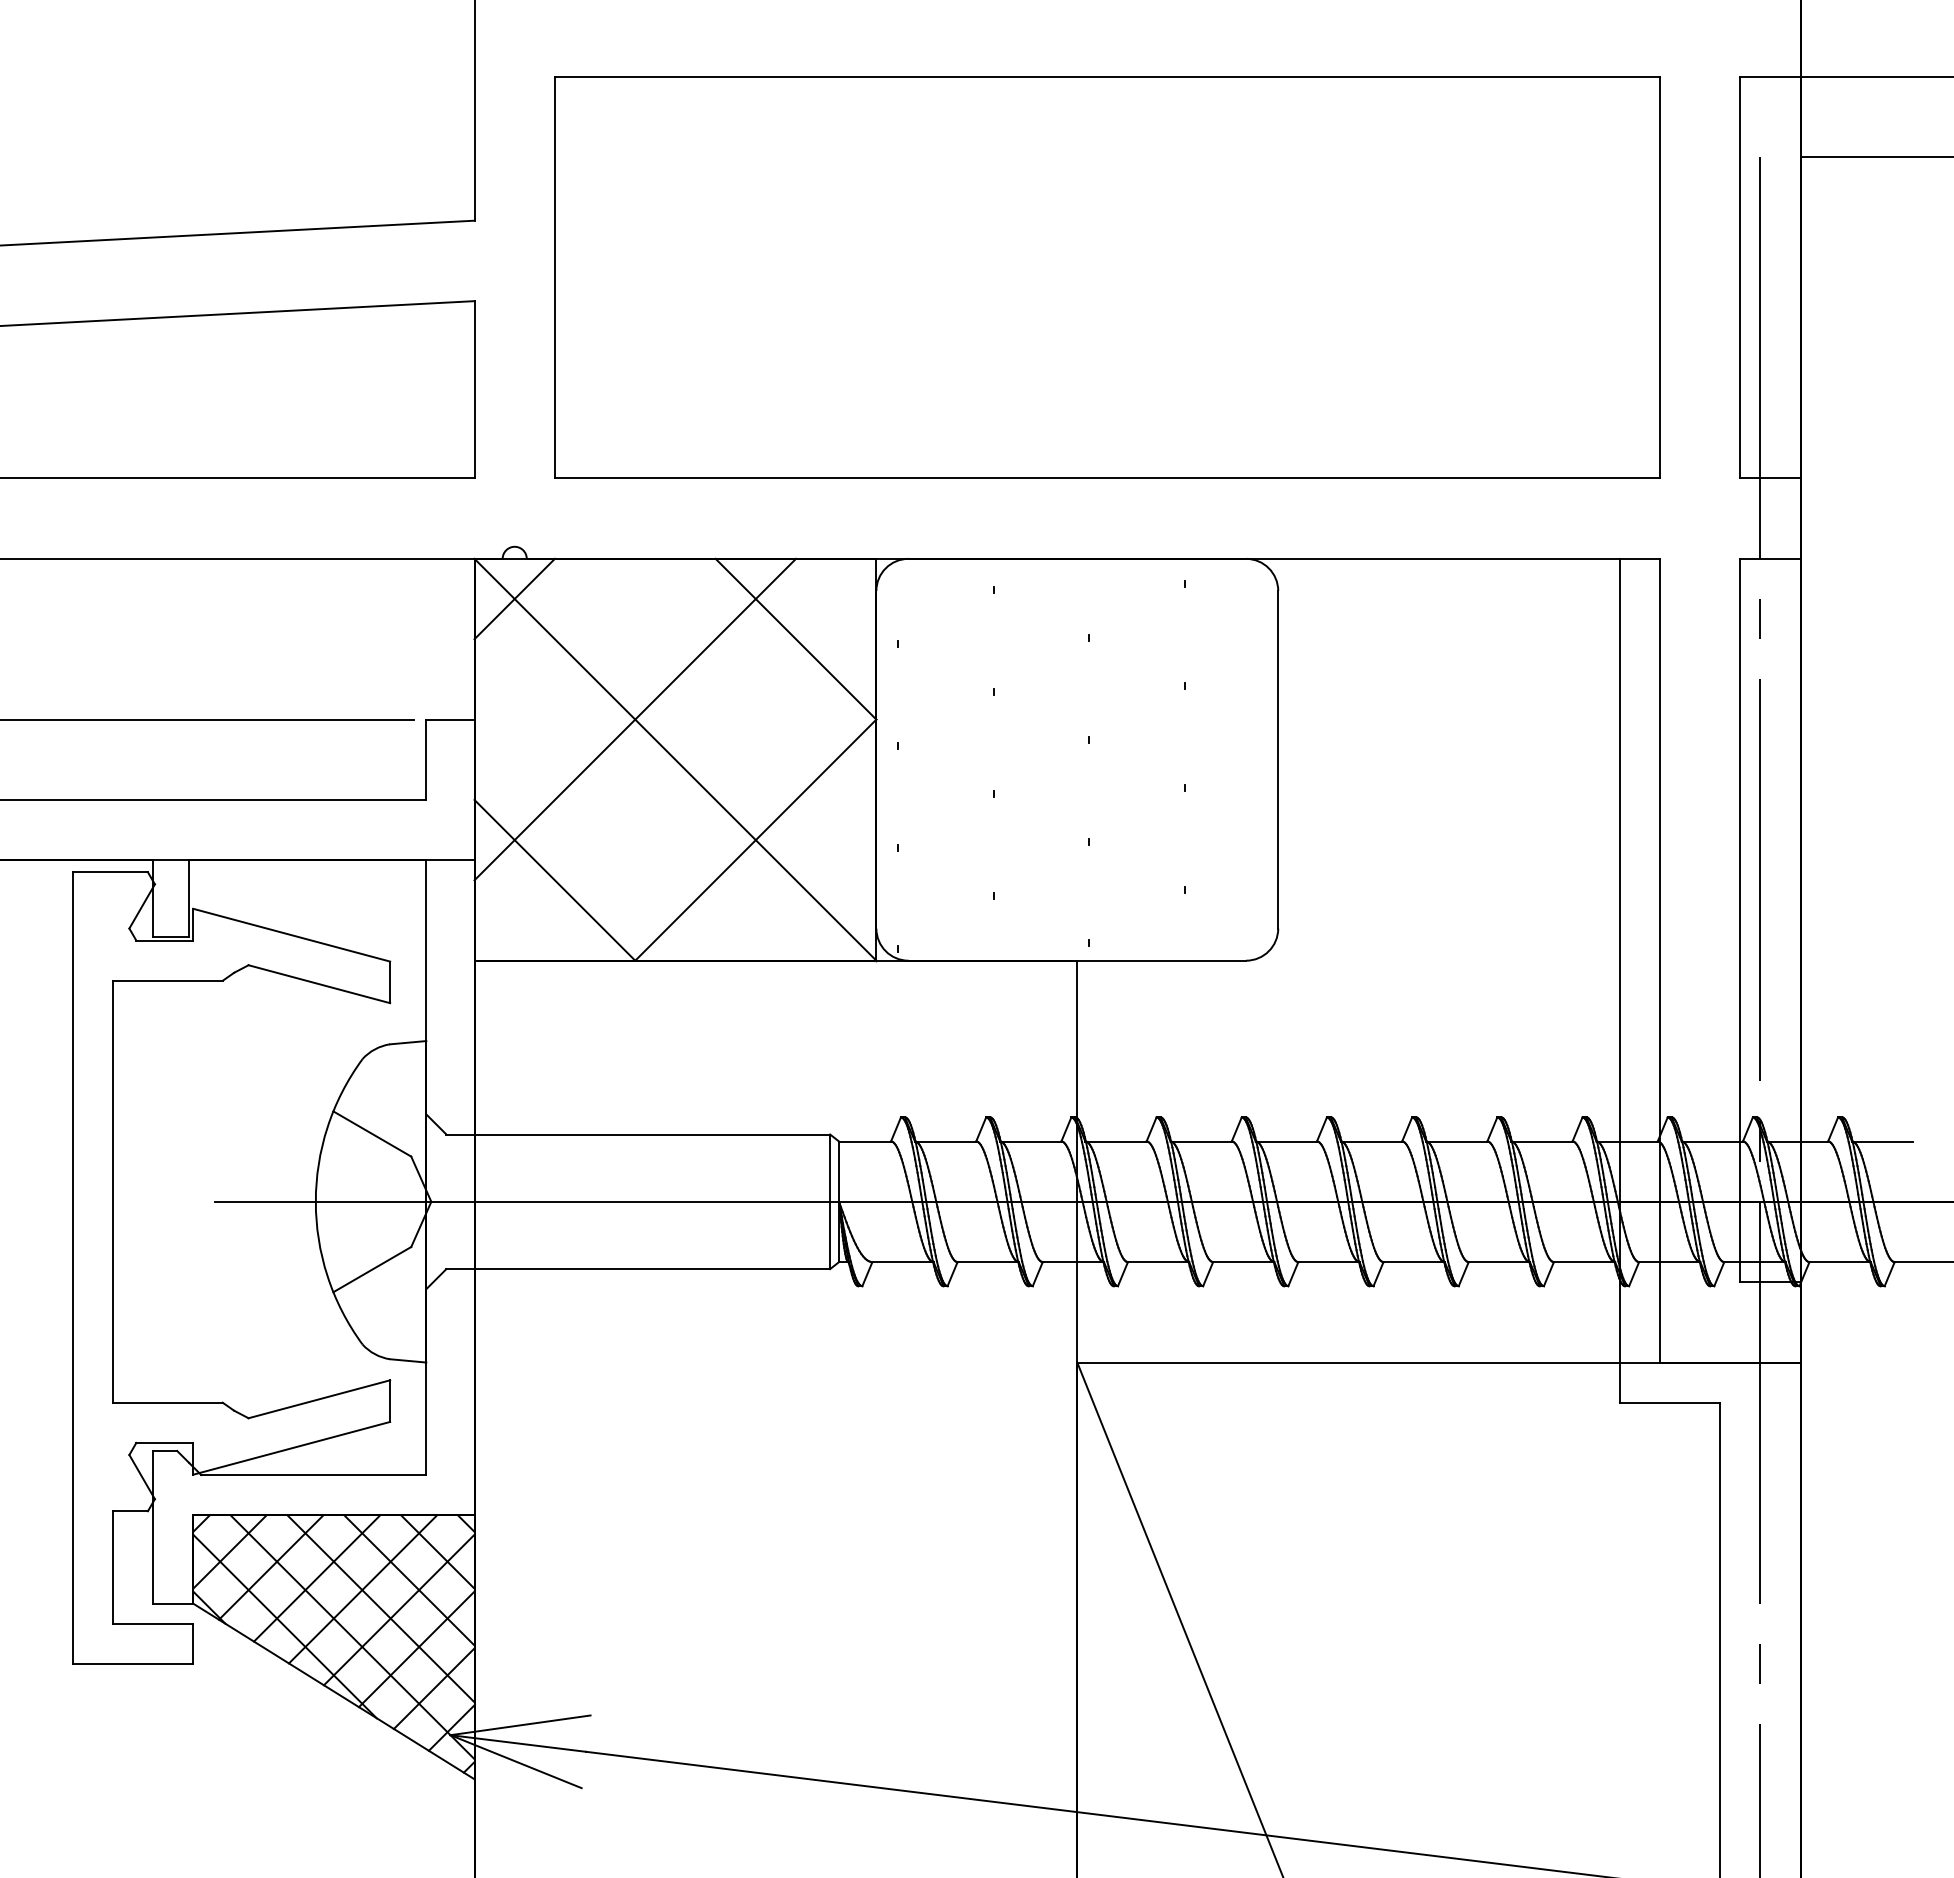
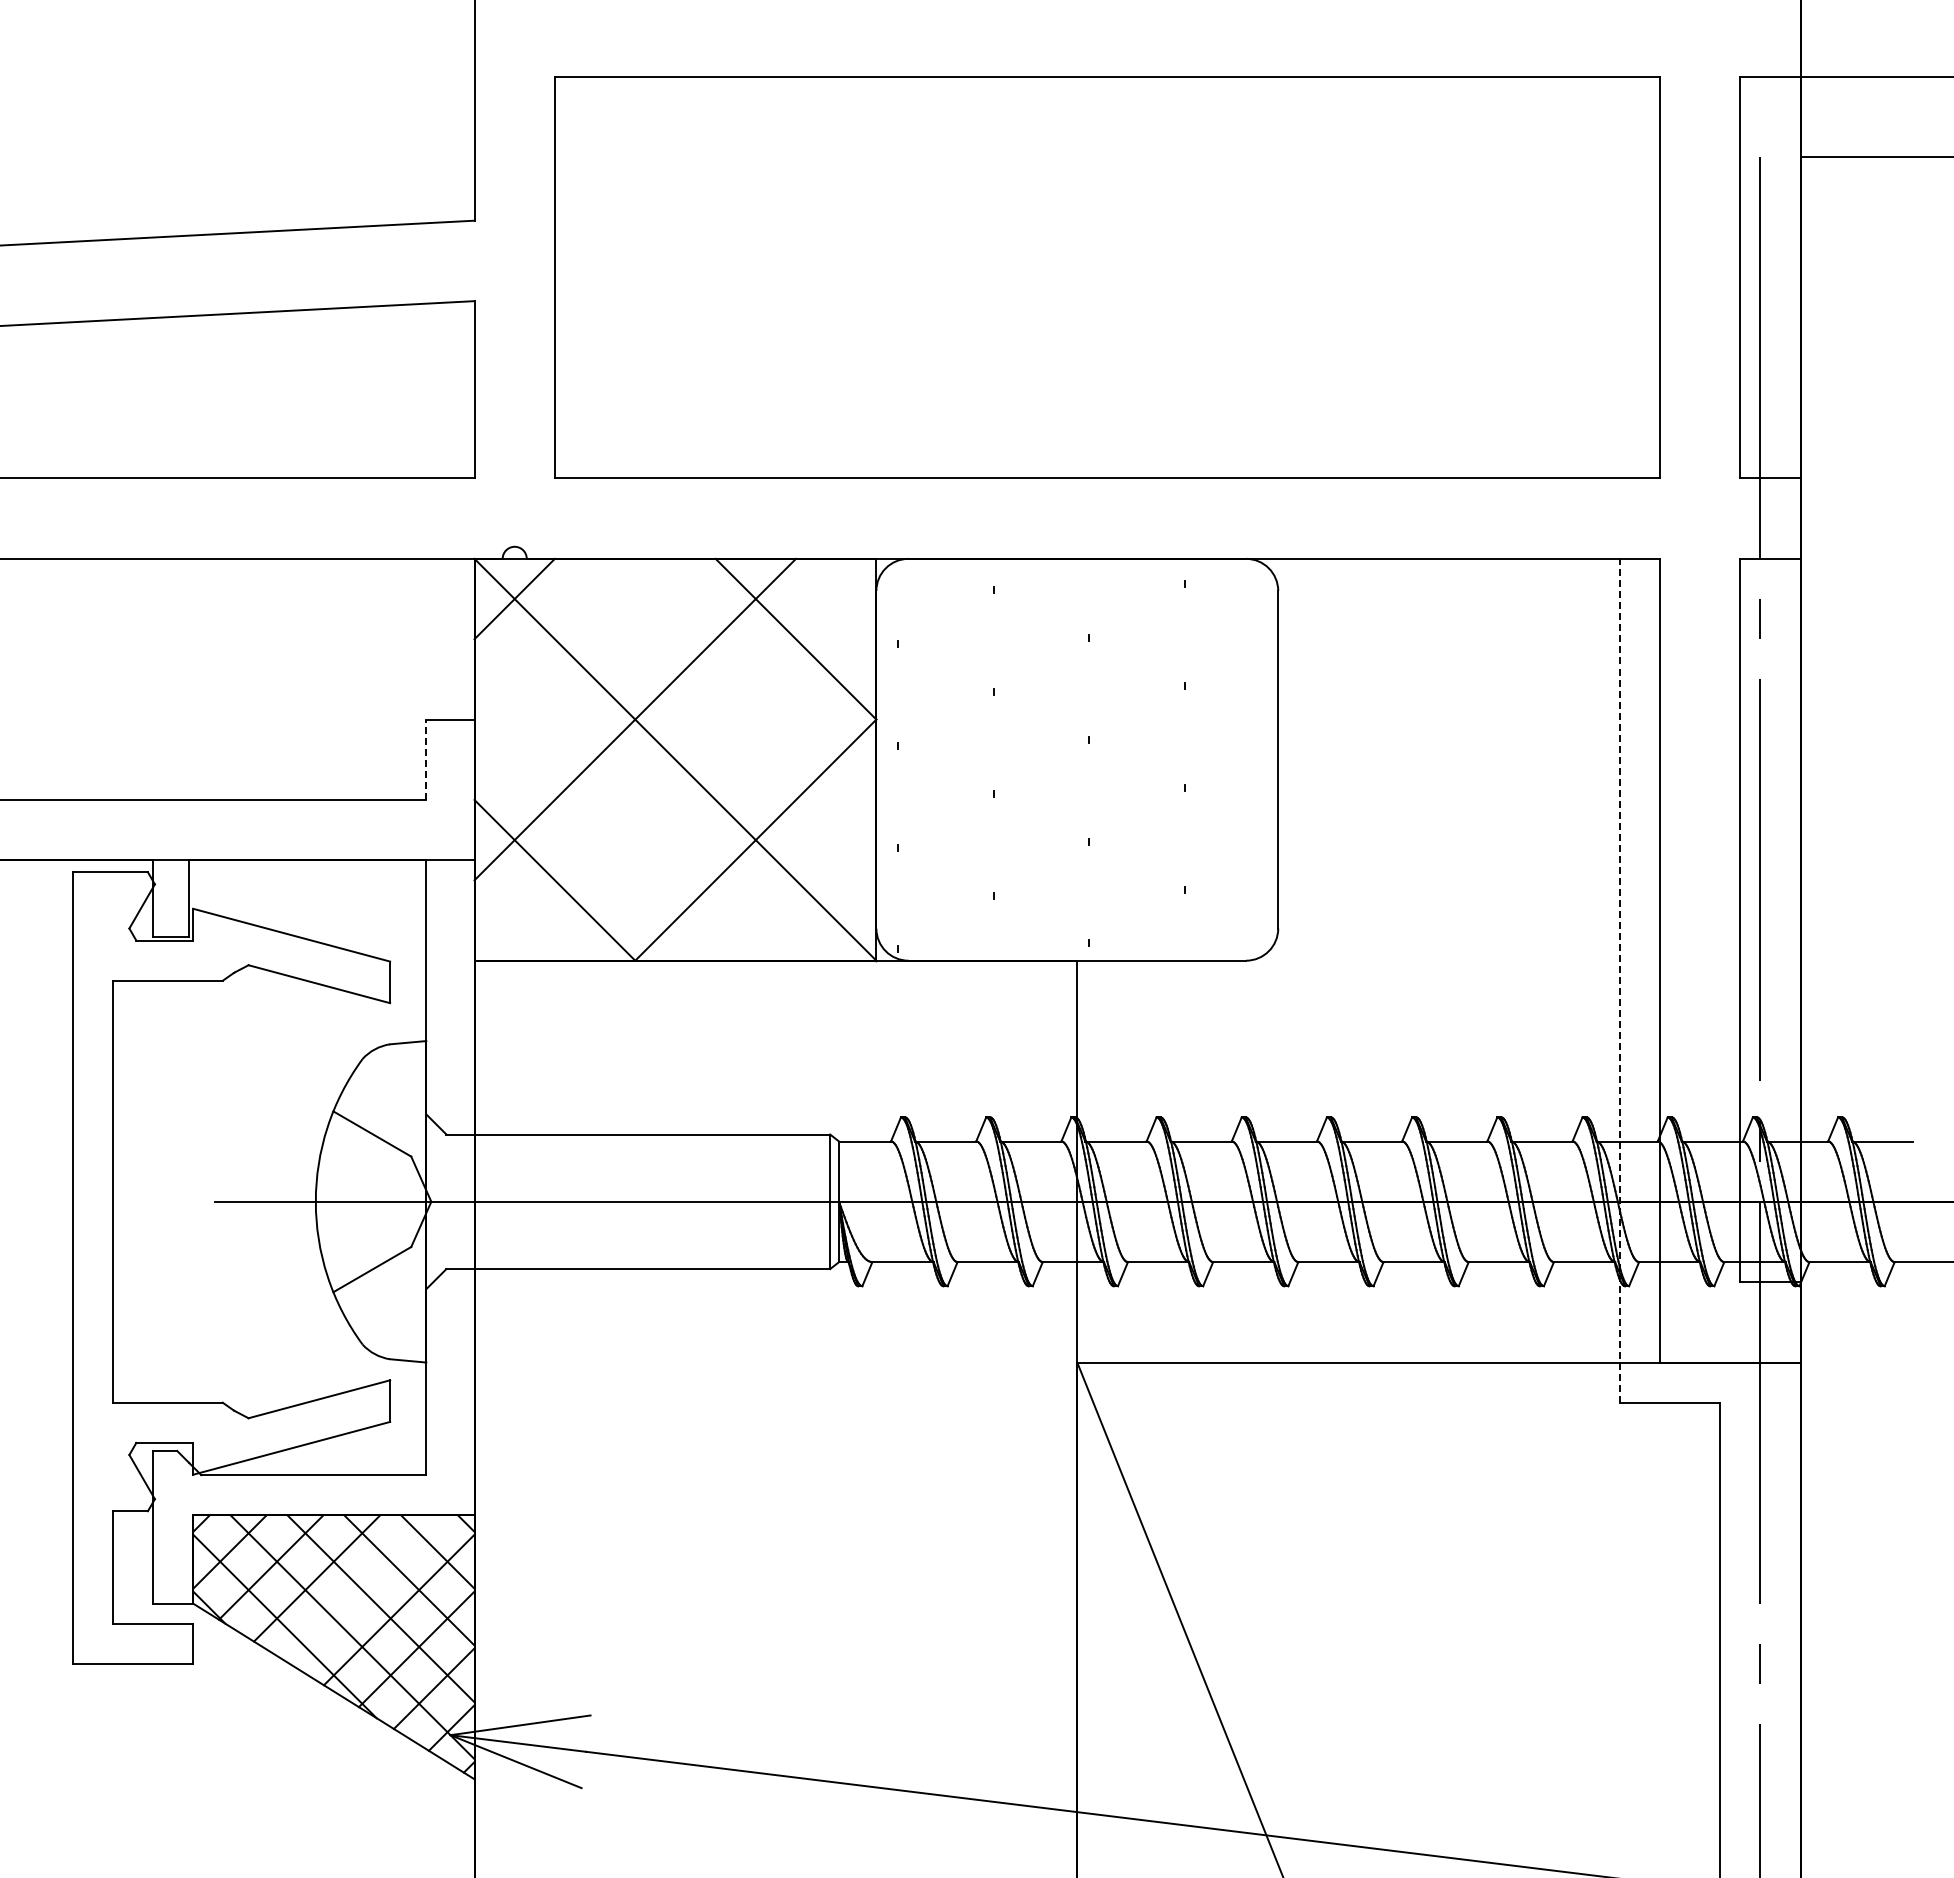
line: present -> none (208, 719)
line: solid -> dashed (426, 759)
line: solid -> dashed (1619, 980)
line: present -> none (362, 1589)
